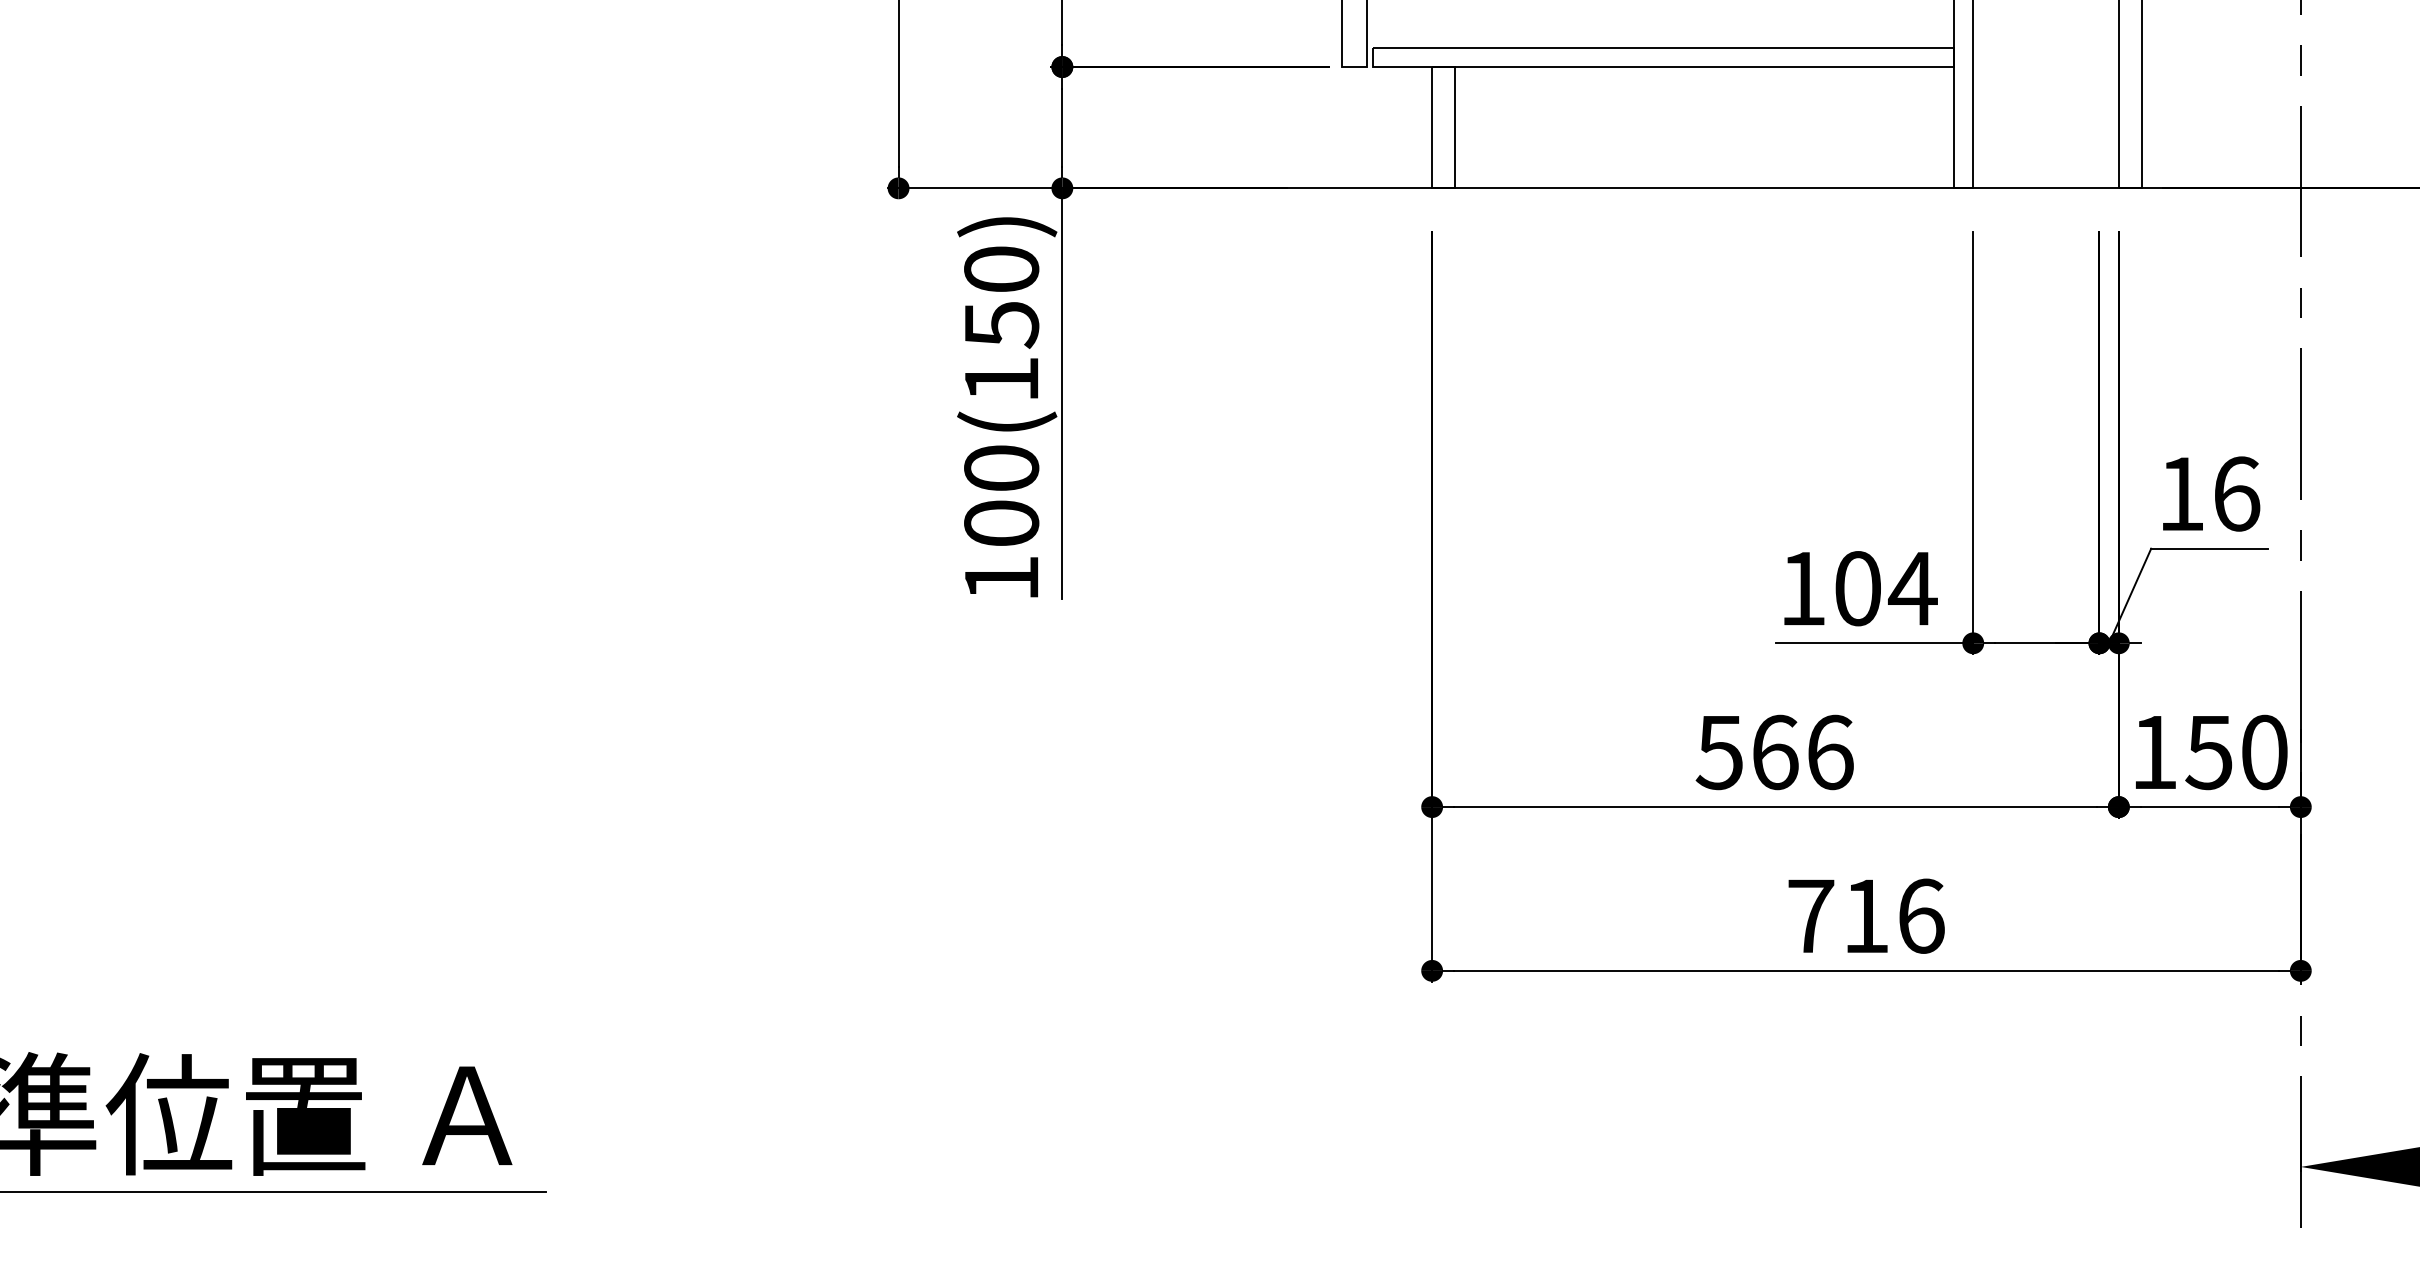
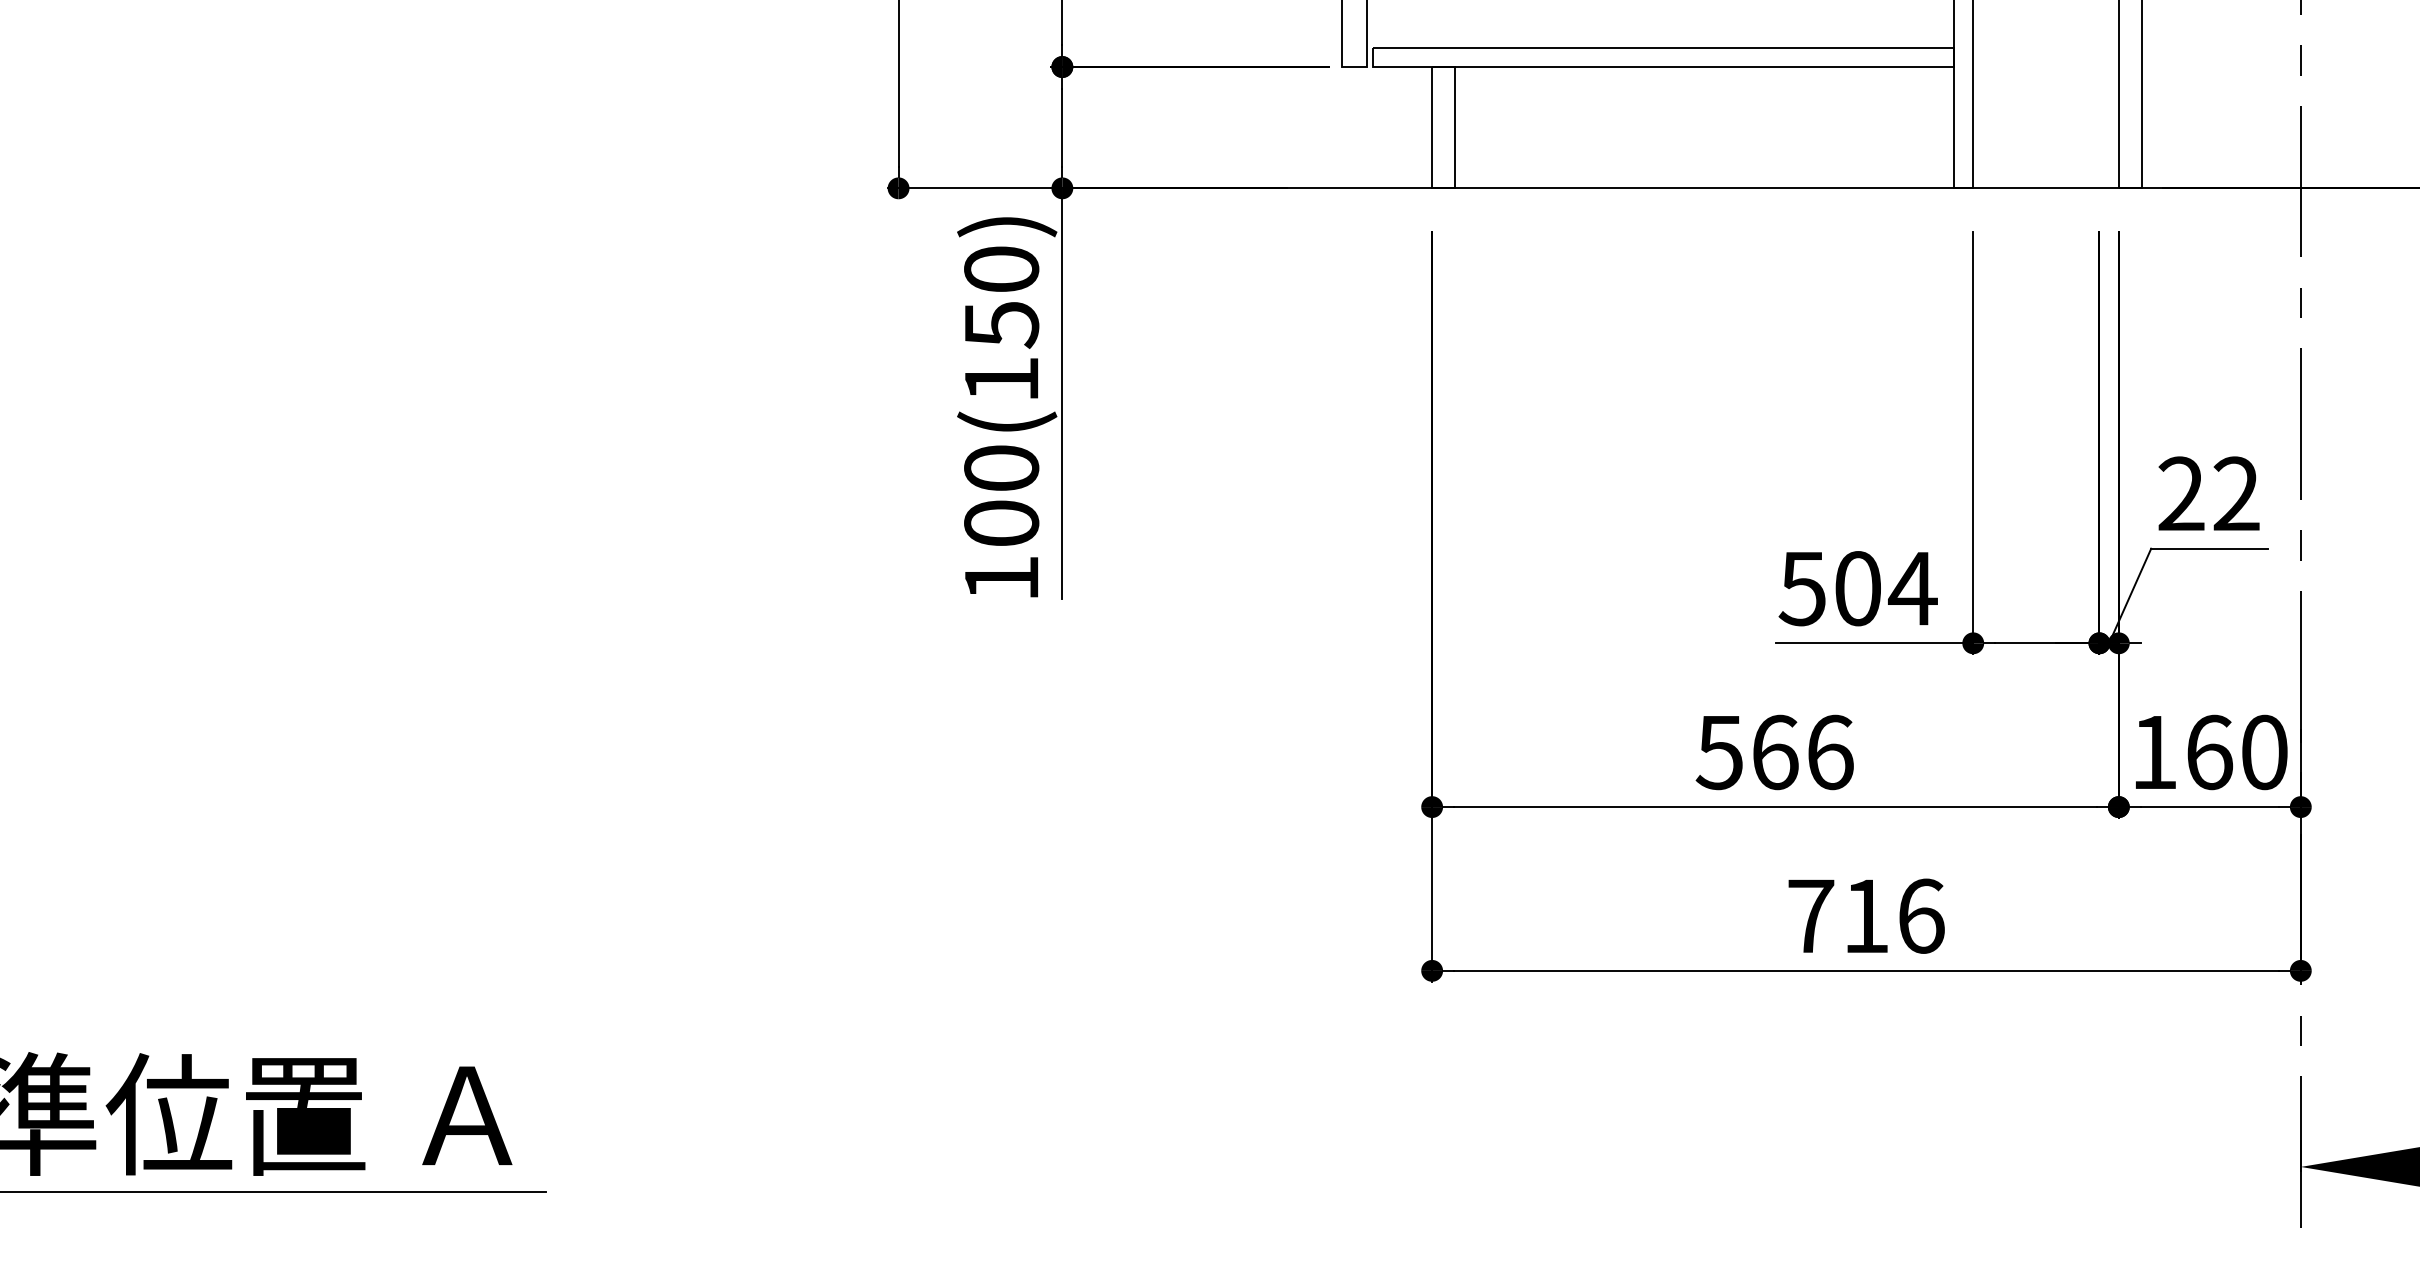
text: 16 -> 22 (2209, 493)
text: 104 -> 504 (1801, 589)
text: 150 -> 160 (2209, 752)
